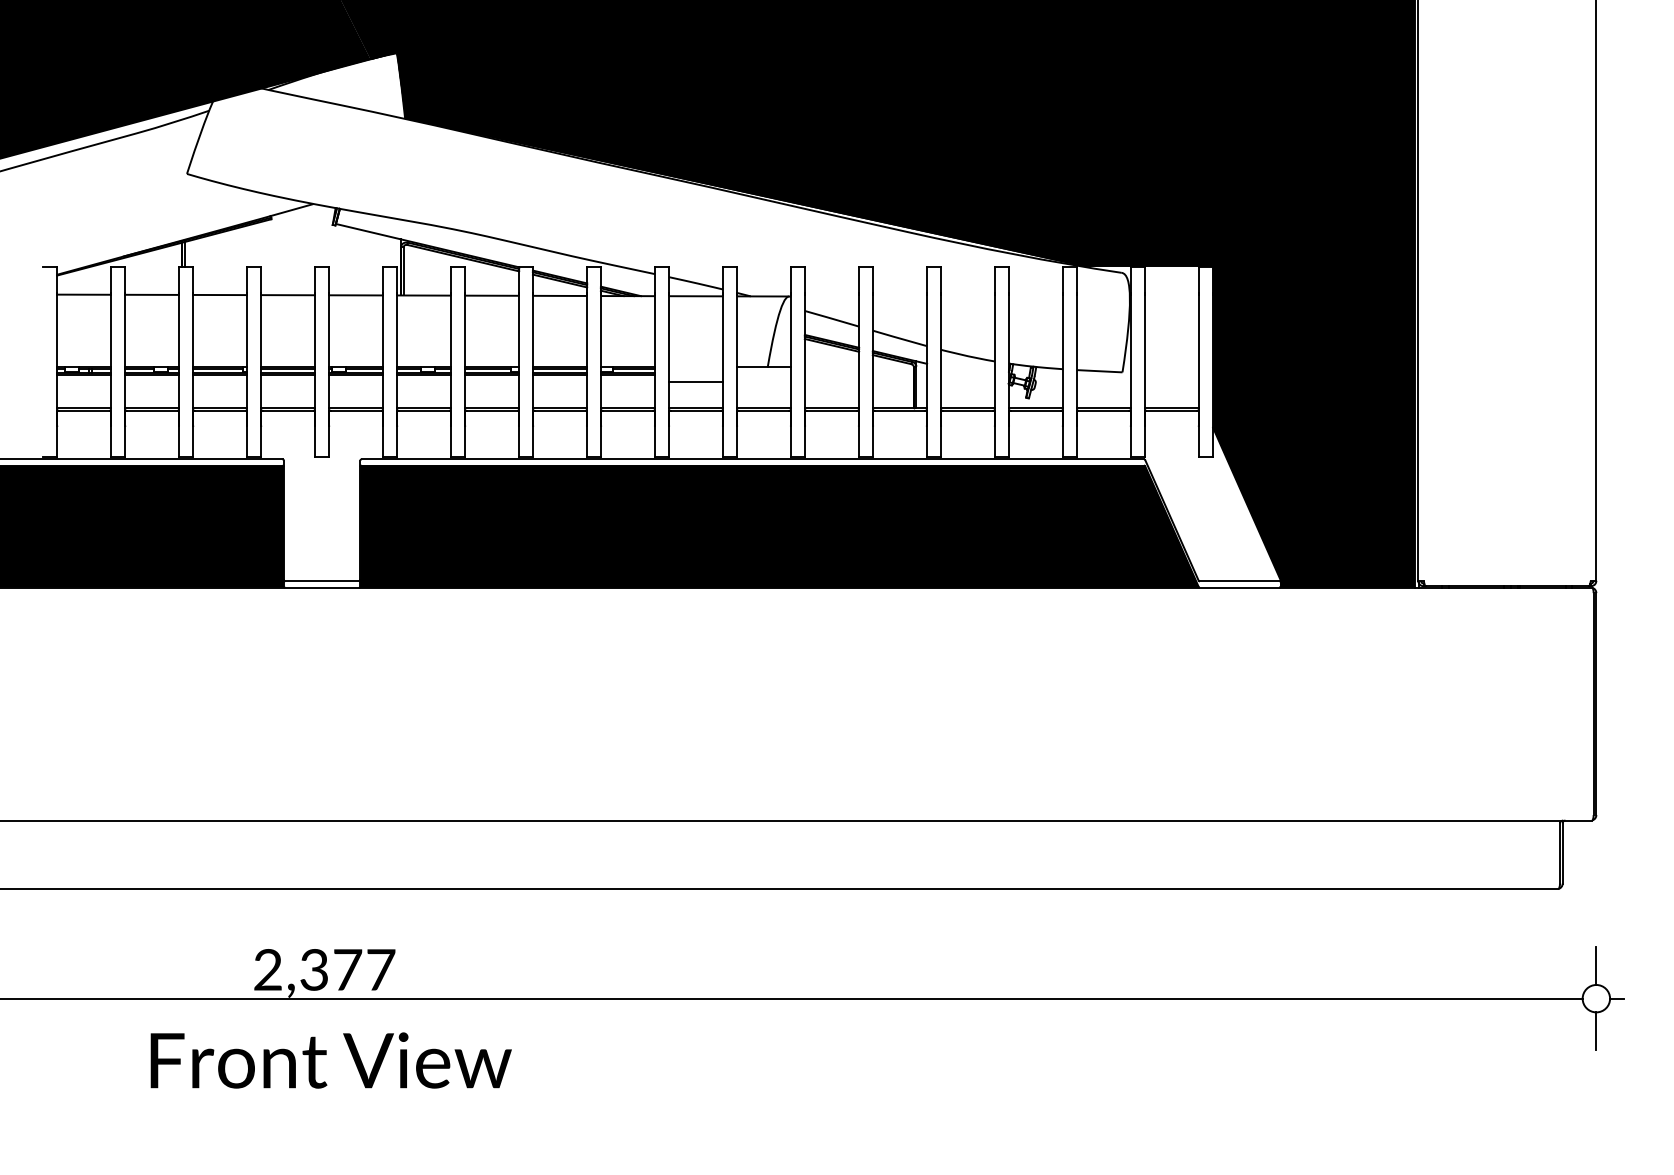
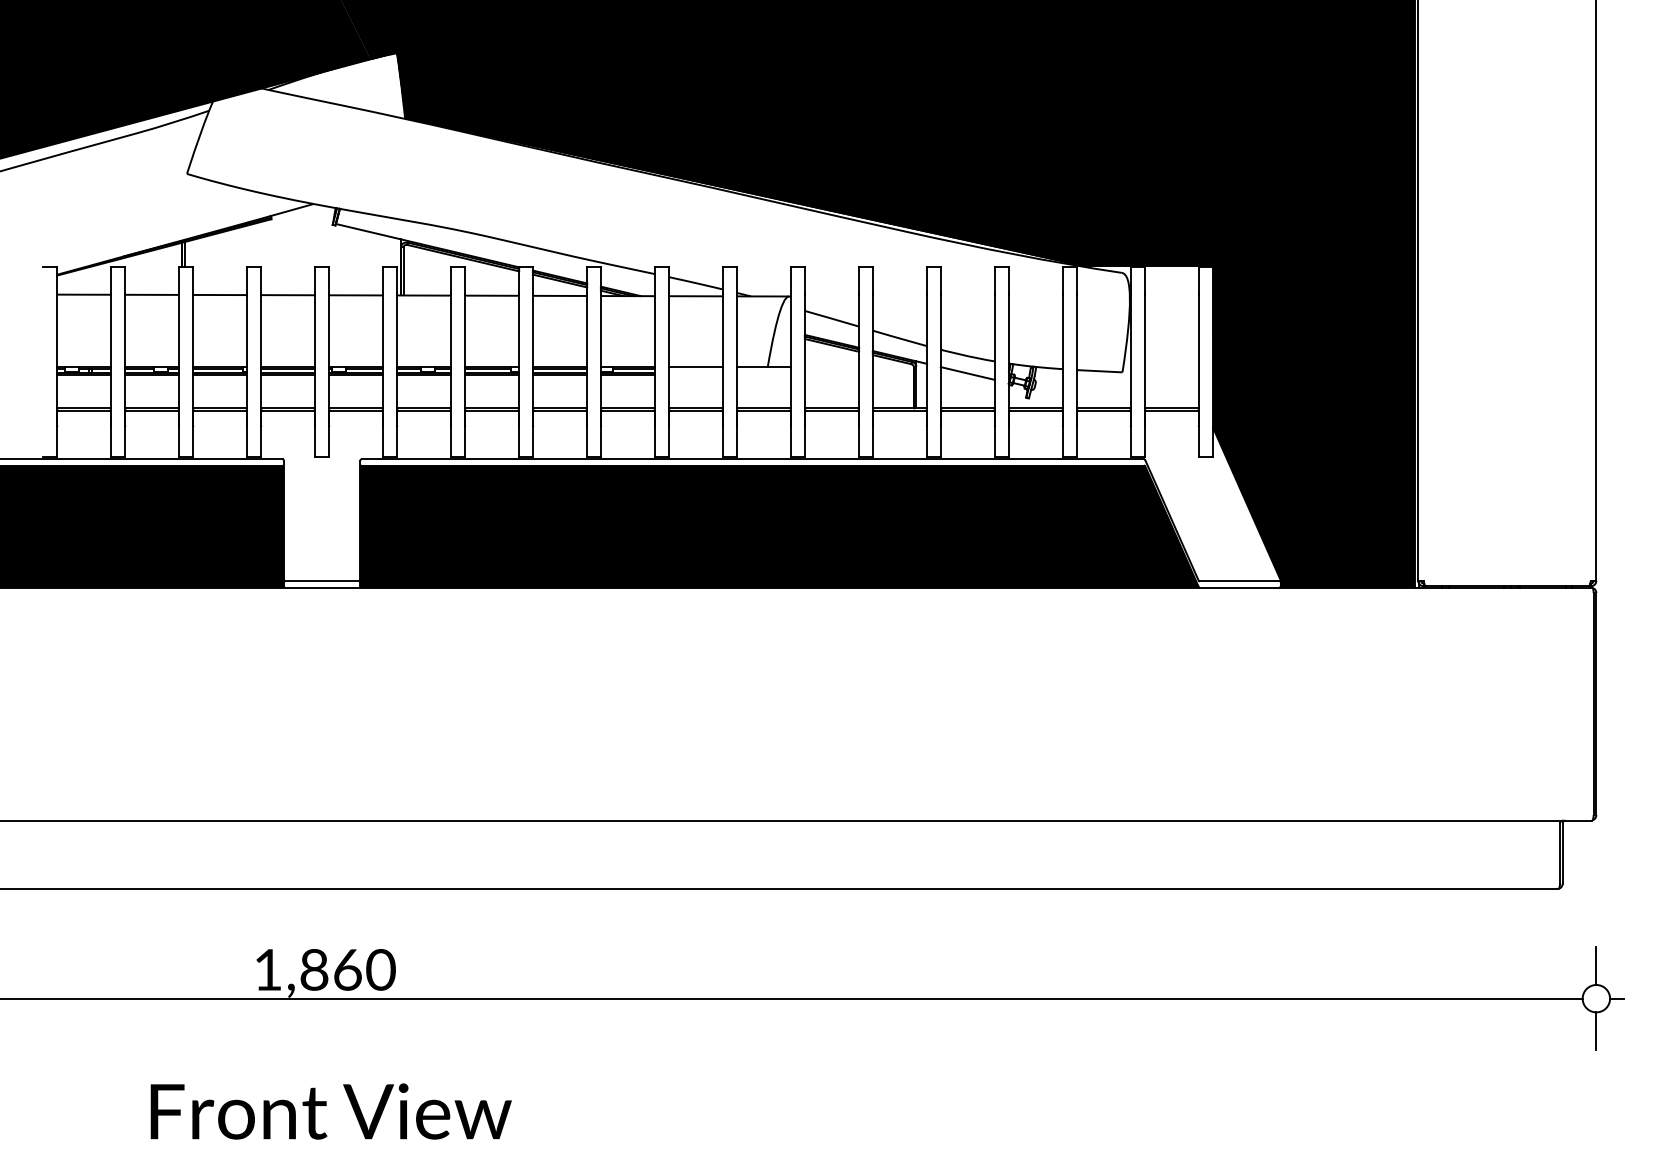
line: none -> present (967, 373)
line position: (695, 381) -> (695, 366) (695, 366)
text: 2,377 -> 1,860 (324, 969)
text position: (330, 1060) -> (330, 1111) (330, 1111)
